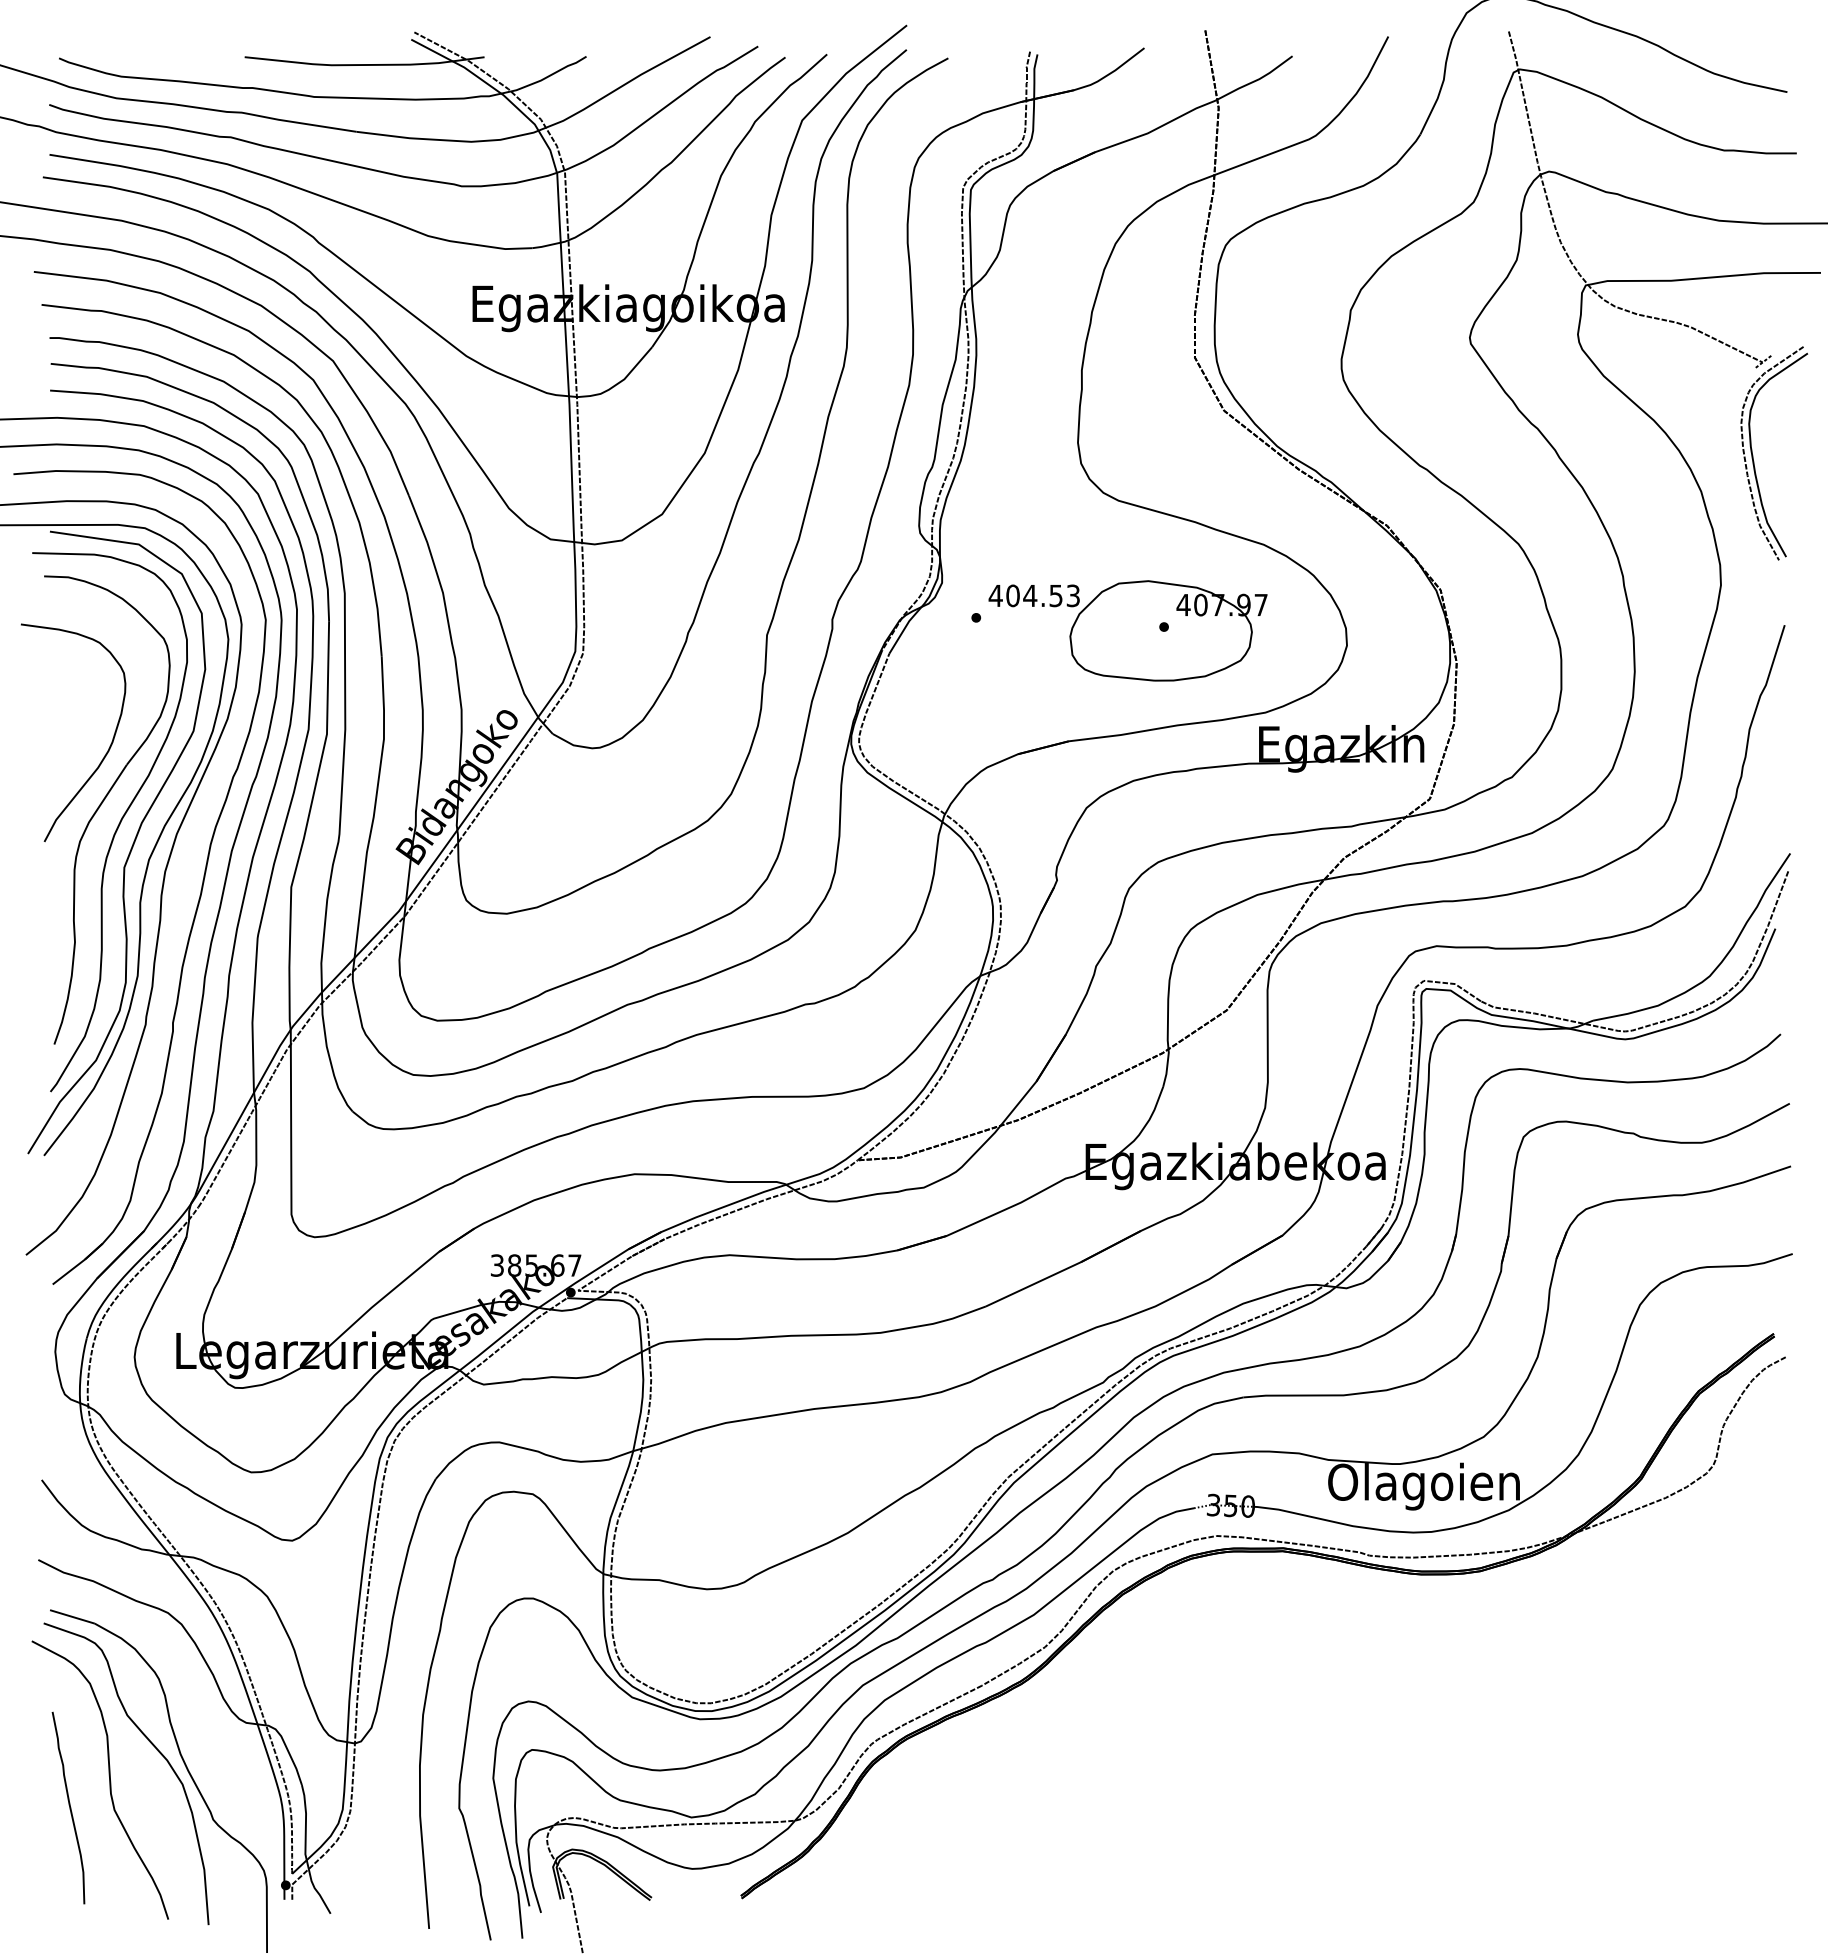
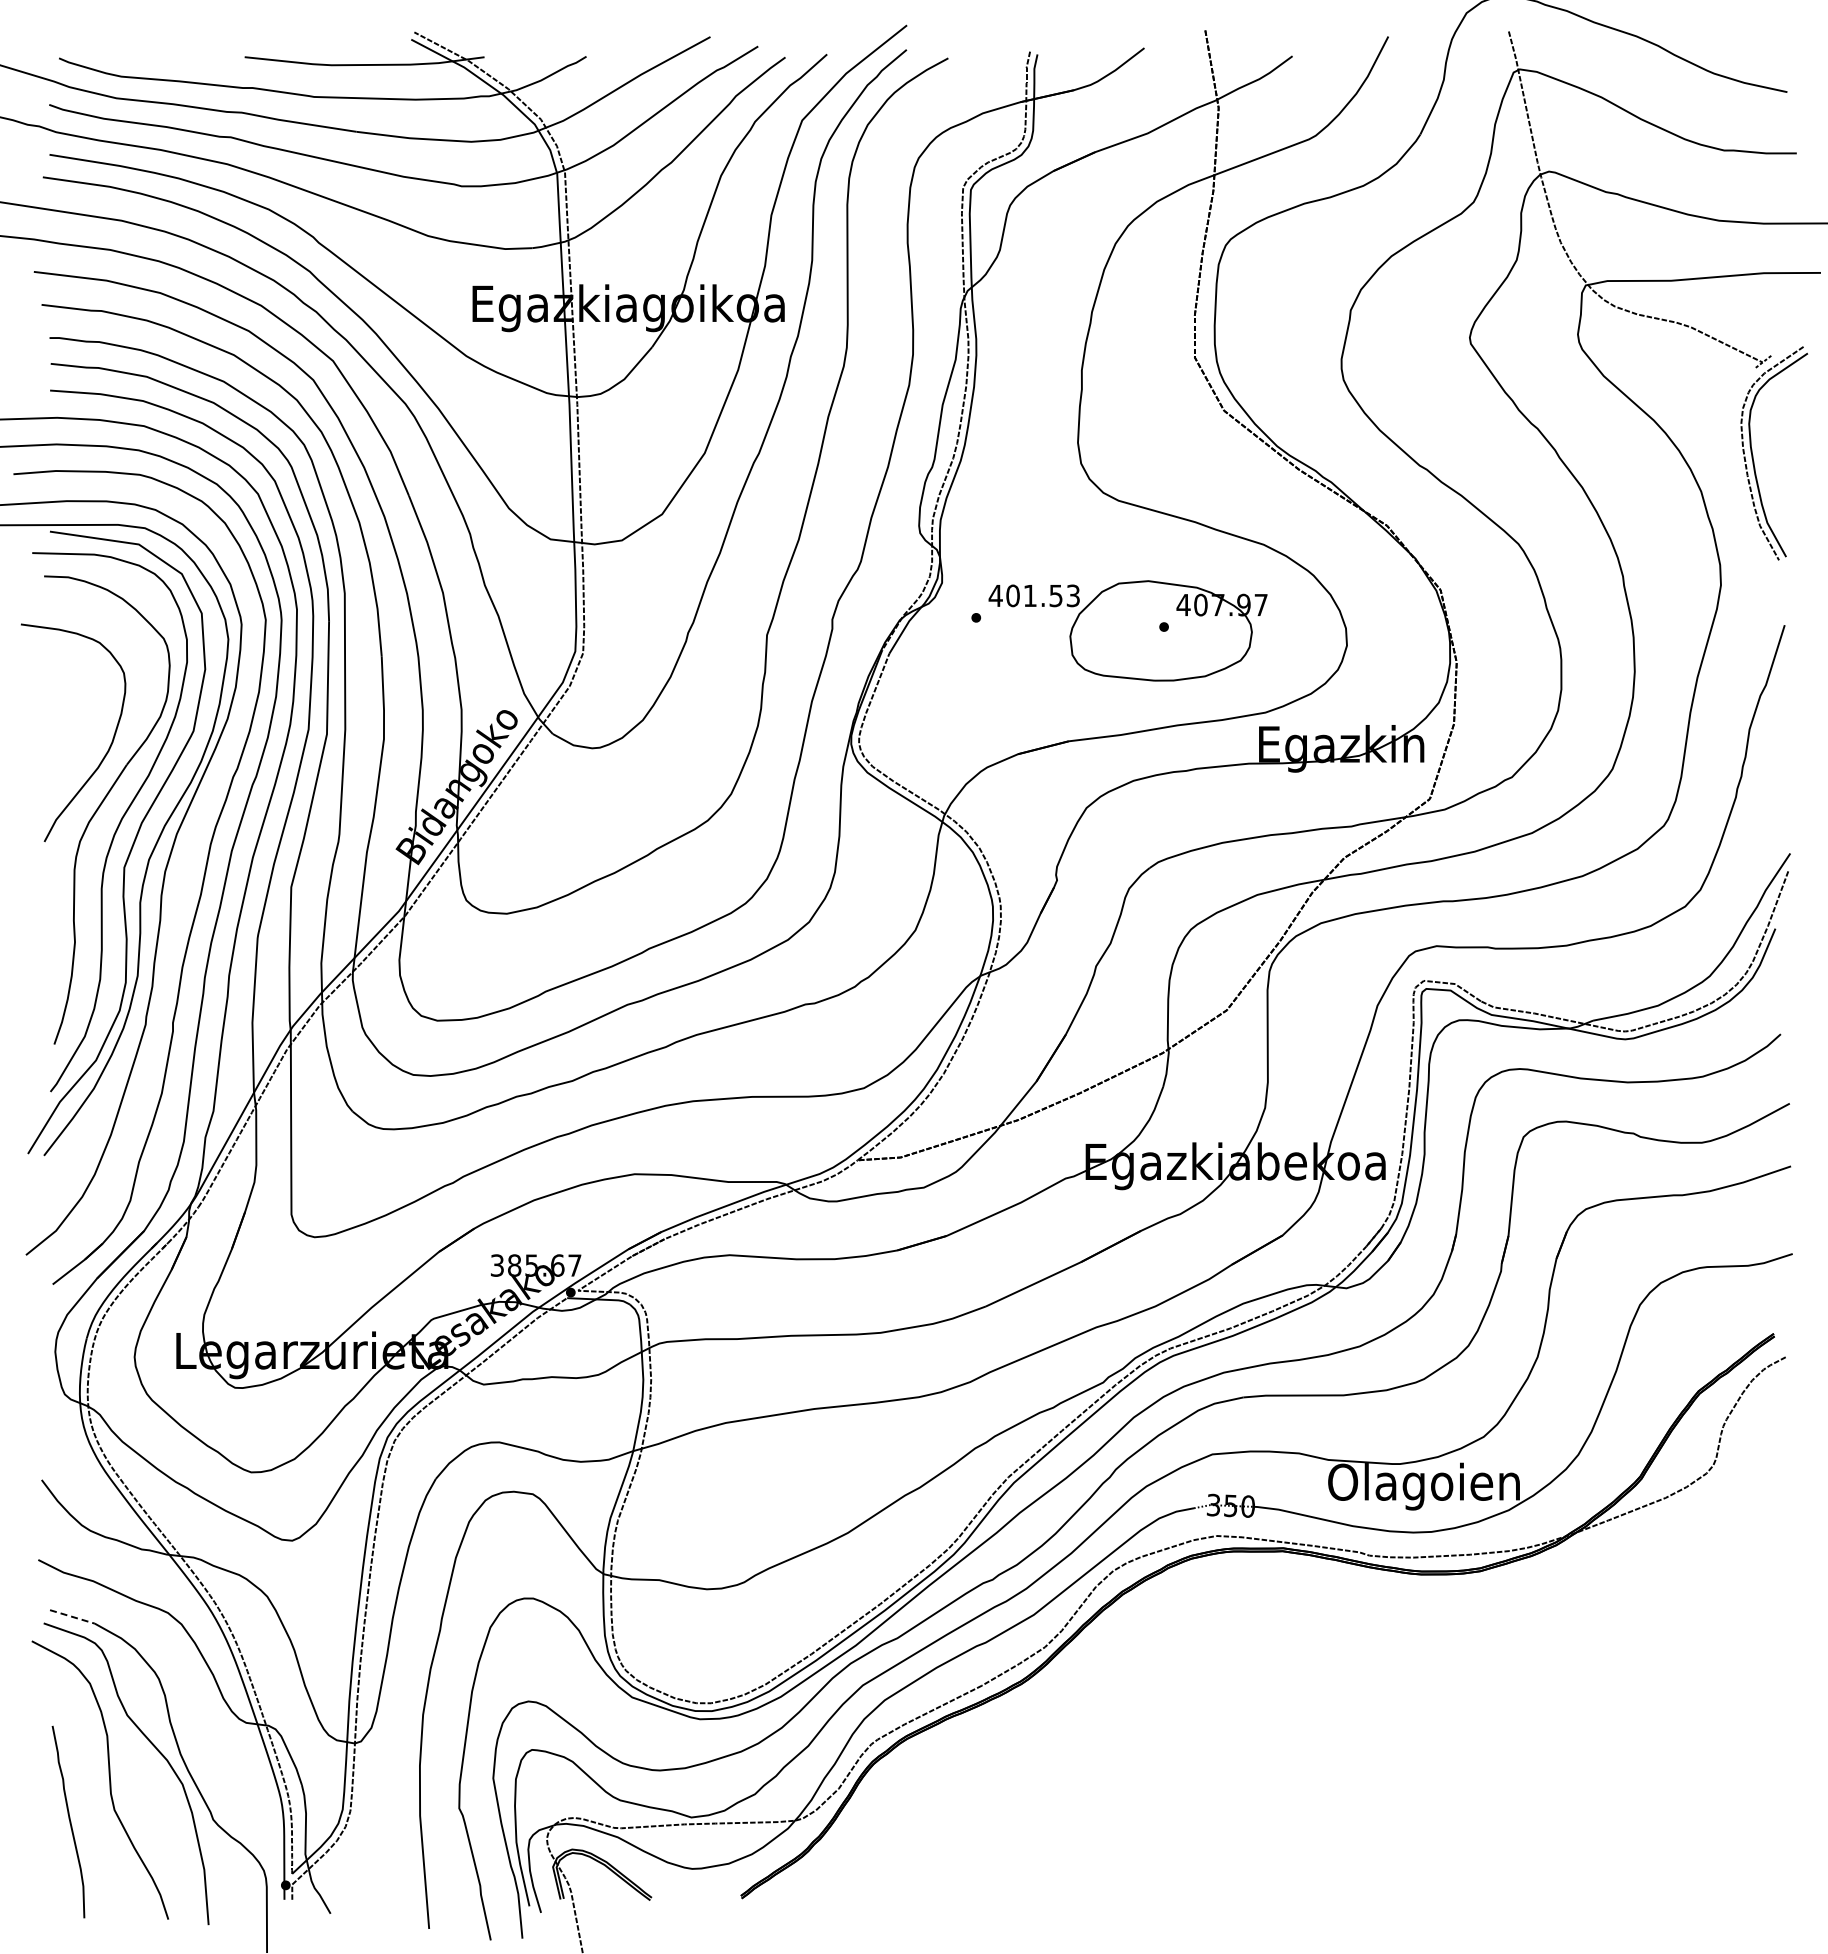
text: 404.53 -> 401.53 (1030, 595)
line: solid -> dashed (72, 1617)
curve position: (69, 1807) -> (69, 1821) (69, 1821)
